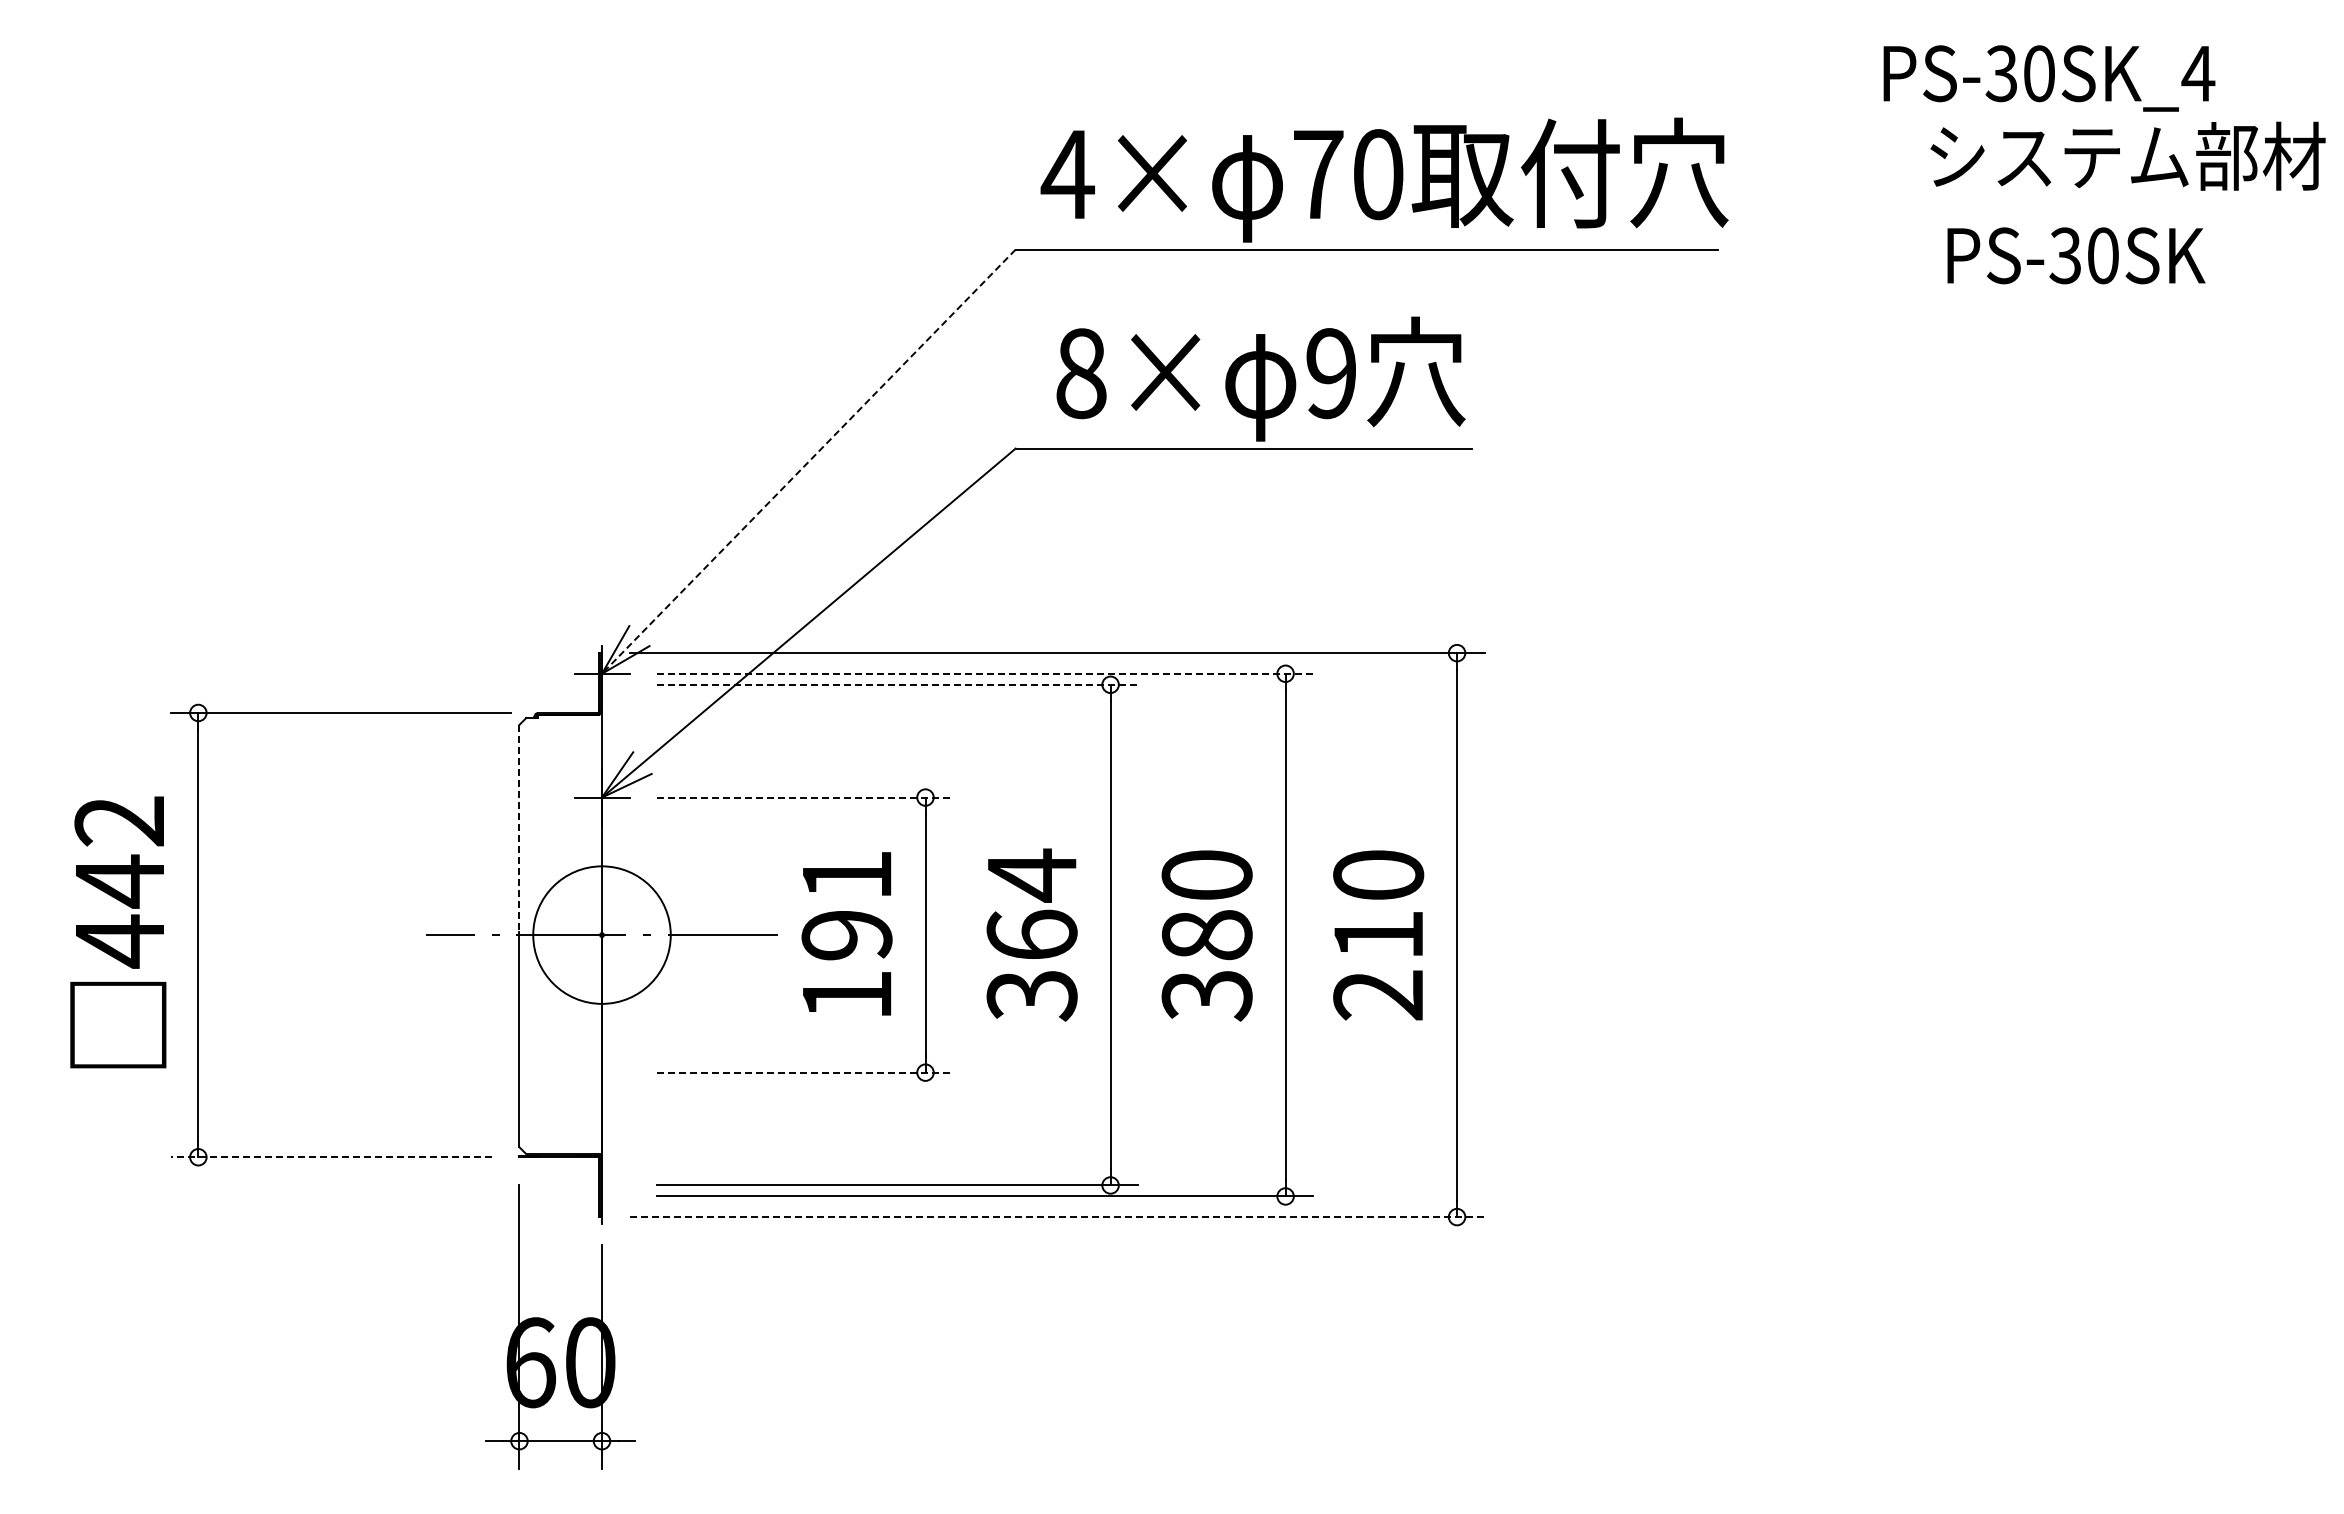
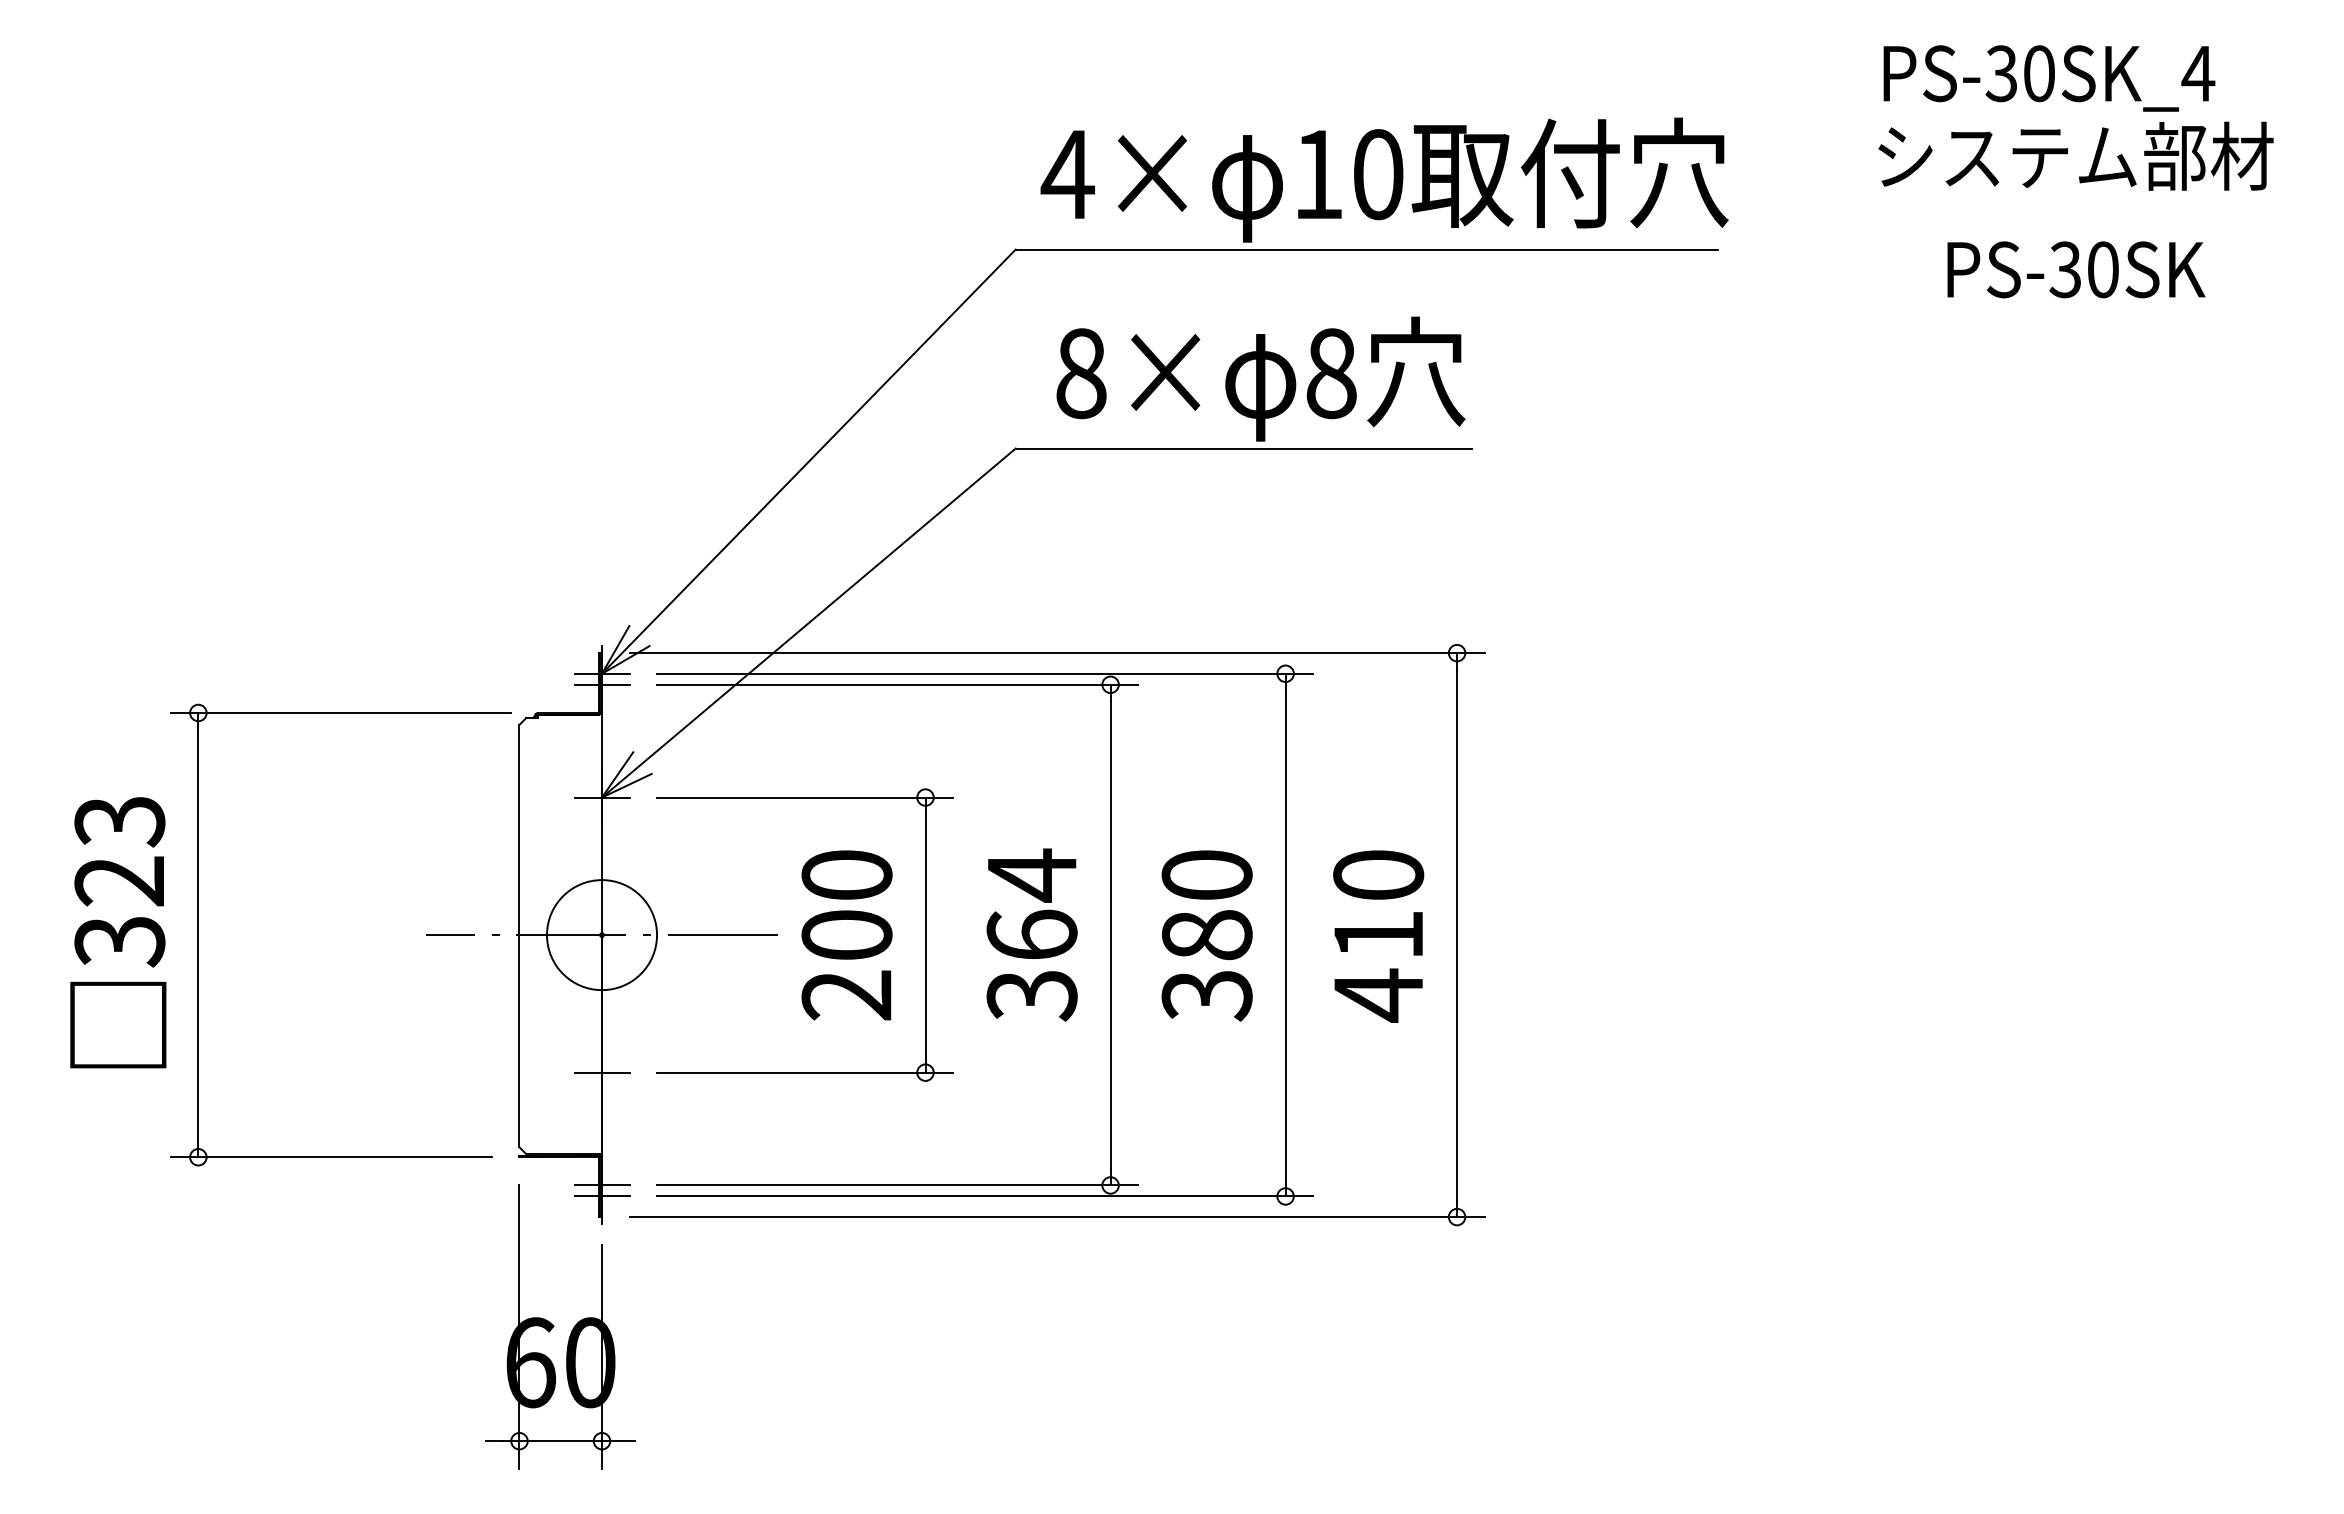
text position: (2127, 155) -> (2075, 155) (2075, 155)
text: 70 -> 10 (1318, 174)
text position: (2076, 255) -> (2076, 269) (2076, 269)
text: 9 -> 8 (1331, 373)
line: dashed -> solid (808, 462)
line: dashed -> solid (985, 673)
line: none -> present (601, 684)
line: dashed -> solid (897, 684)
line: dashed -> solid (805, 797)
line: dashed -> solid (519, 830)
text: 442 -> 323 (119, 882)
circle diameter: 138 px -> 110 px (602, 935)
text: 191 -> 200 (846, 935)
text: 210 -> 410 (1377, 995)
line: none -> present (601, 1072)
line: dashed -> solid (805, 1072)
line: dashed -> solid (331, 1157)
line: none -> present (601, 1185)
line: none -> present (601, 1196)
line: dashed -> solid (1057, 1217)
